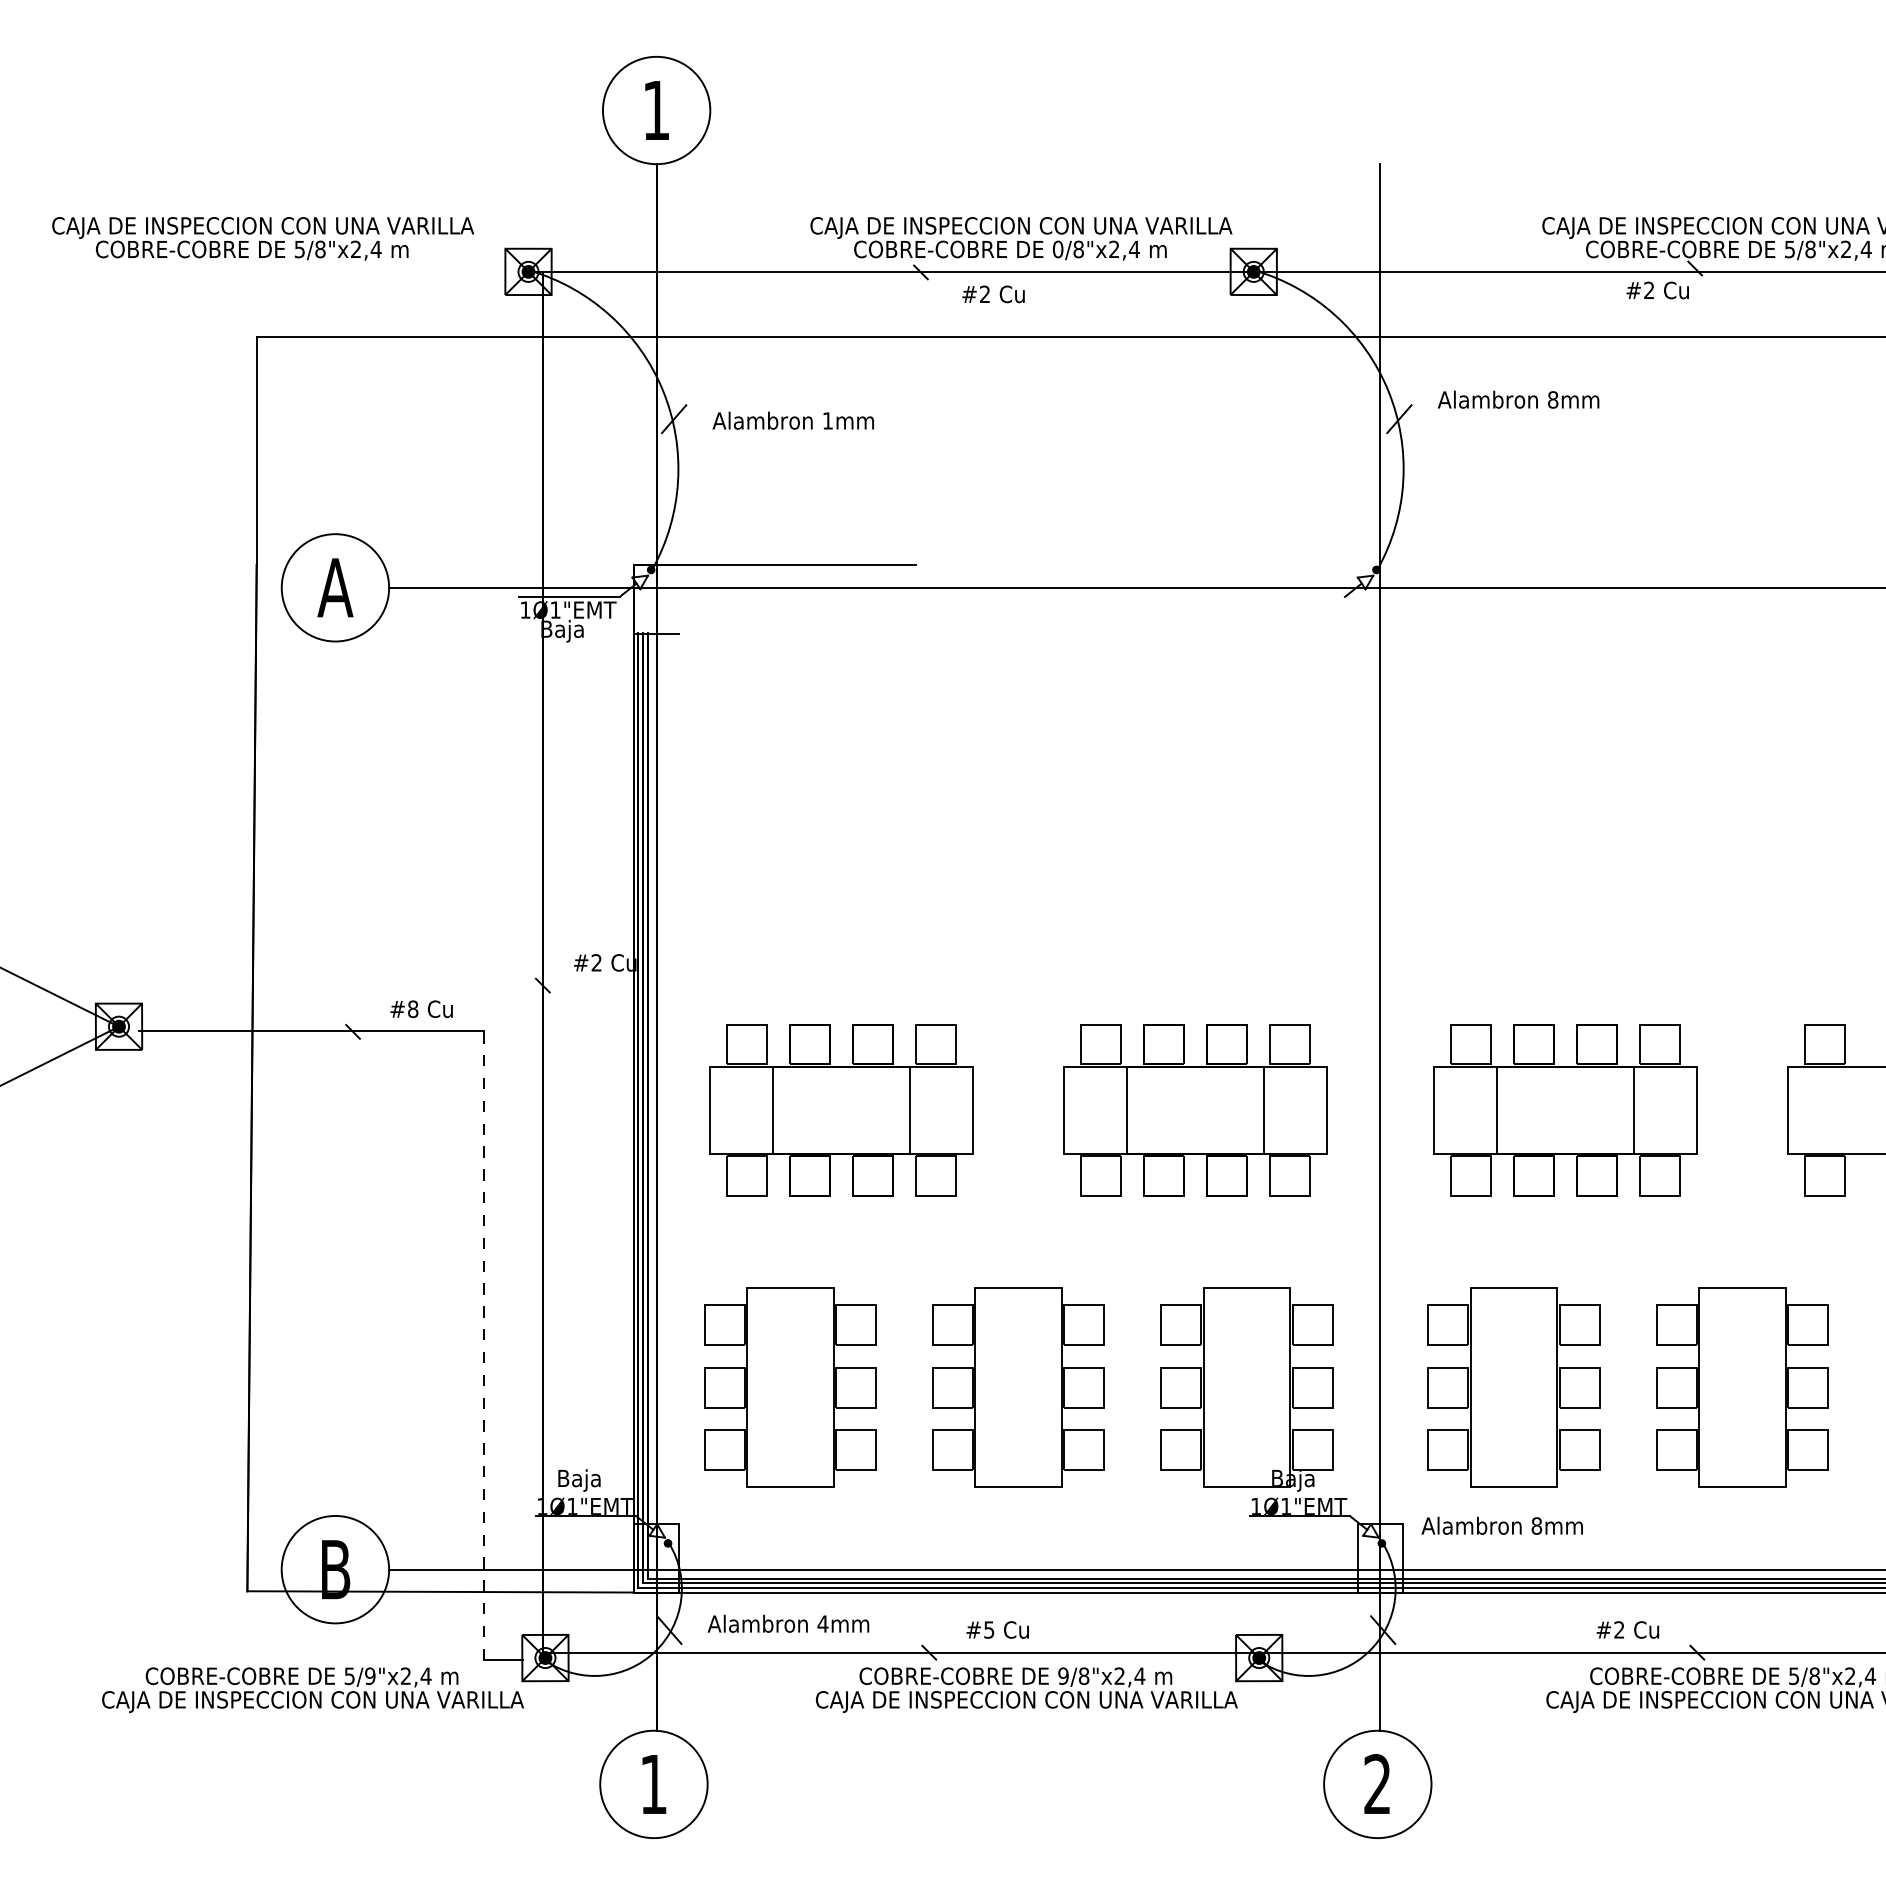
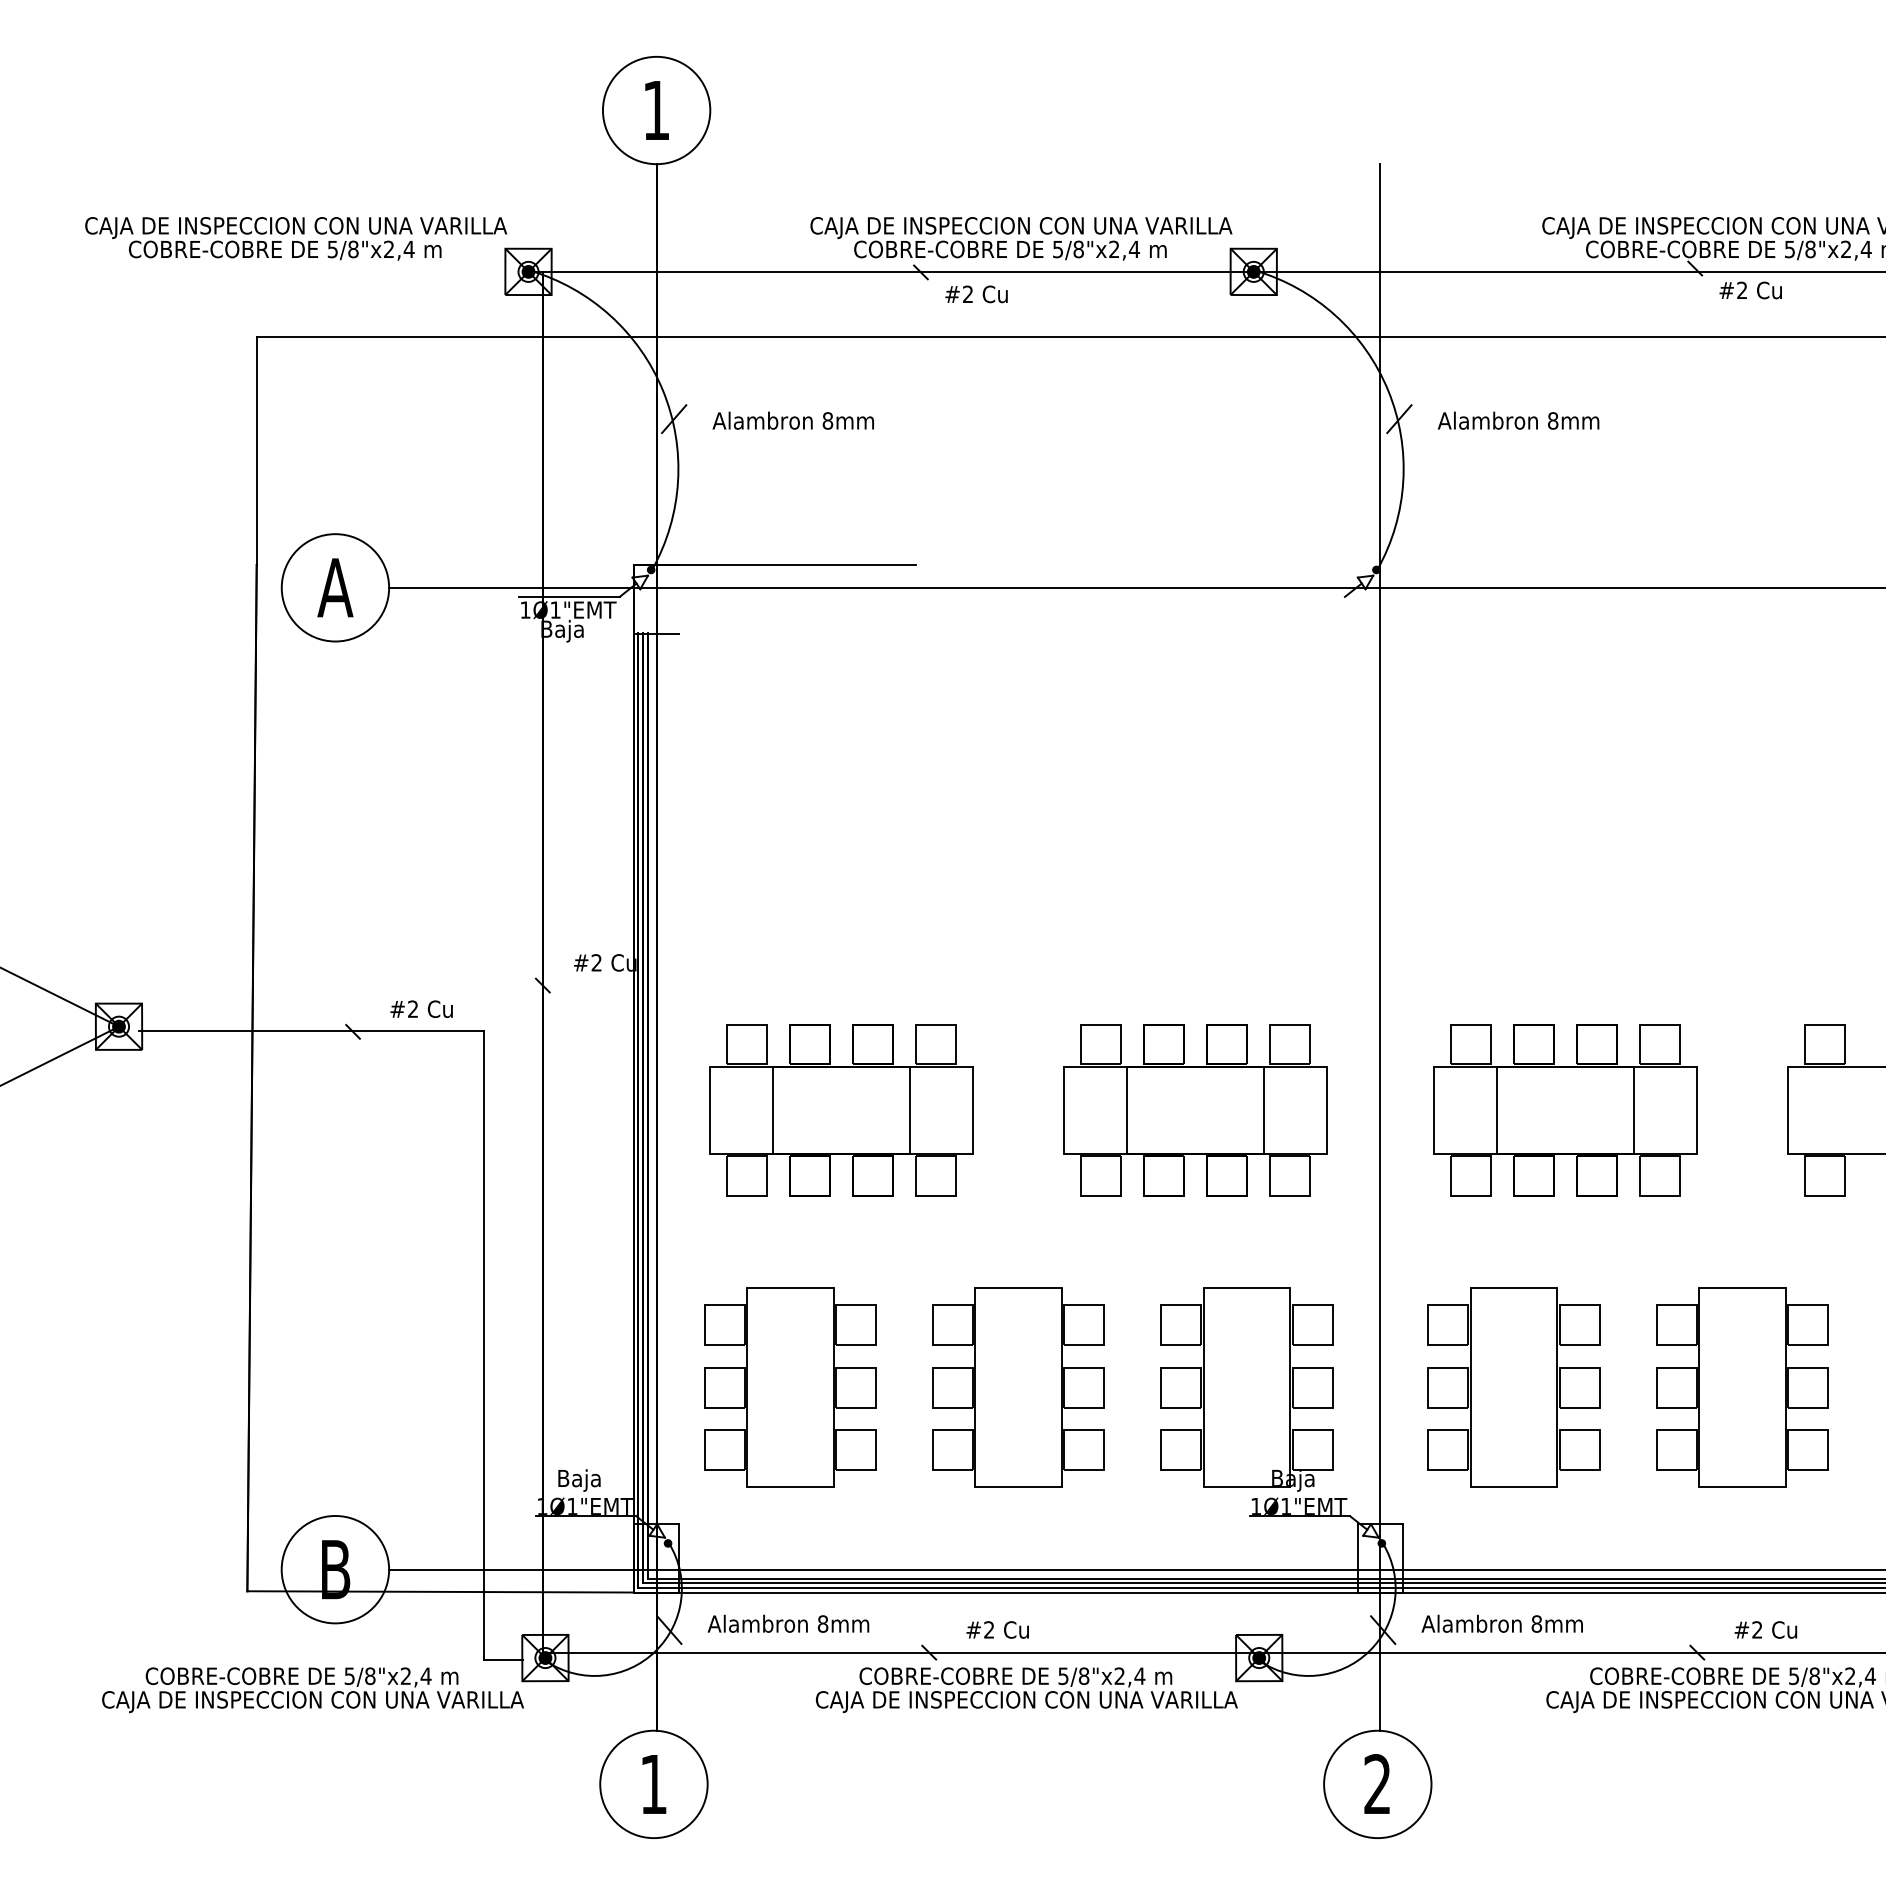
text position: (263, 238) -> (296, 238) (296, 238)
text: 0/8"x2,4 -> 5/8"x2,4 (1057, 249)
text position: (1657, 290) -> (1750, 290) (1750, 290)
text position: (993, 294) -> (976, 294) (976, 294)
text position: (1518, 399) -> (1518, 420) (1518, 420)
text: 1mm -> 8mm (827, 420)
text: #8 -> #2 (413, 1009)
line: dashed -> solid (483, 1345)
text position: (1501, 1525) -> (1501, 1623) (1501, 1623)
text: 4mm -> 8mm (822, 1623)
text: #5 -> #2 (989, 1629)
text position: (1627, 1629) -> (1765, 1629) (1765, 1629)
text: 9/8"x2,4 -> 5/8"x2,4 (1063, 1675)
text: 5/9"x2,4 -> 5/8"x2,4 (370, 1676)
